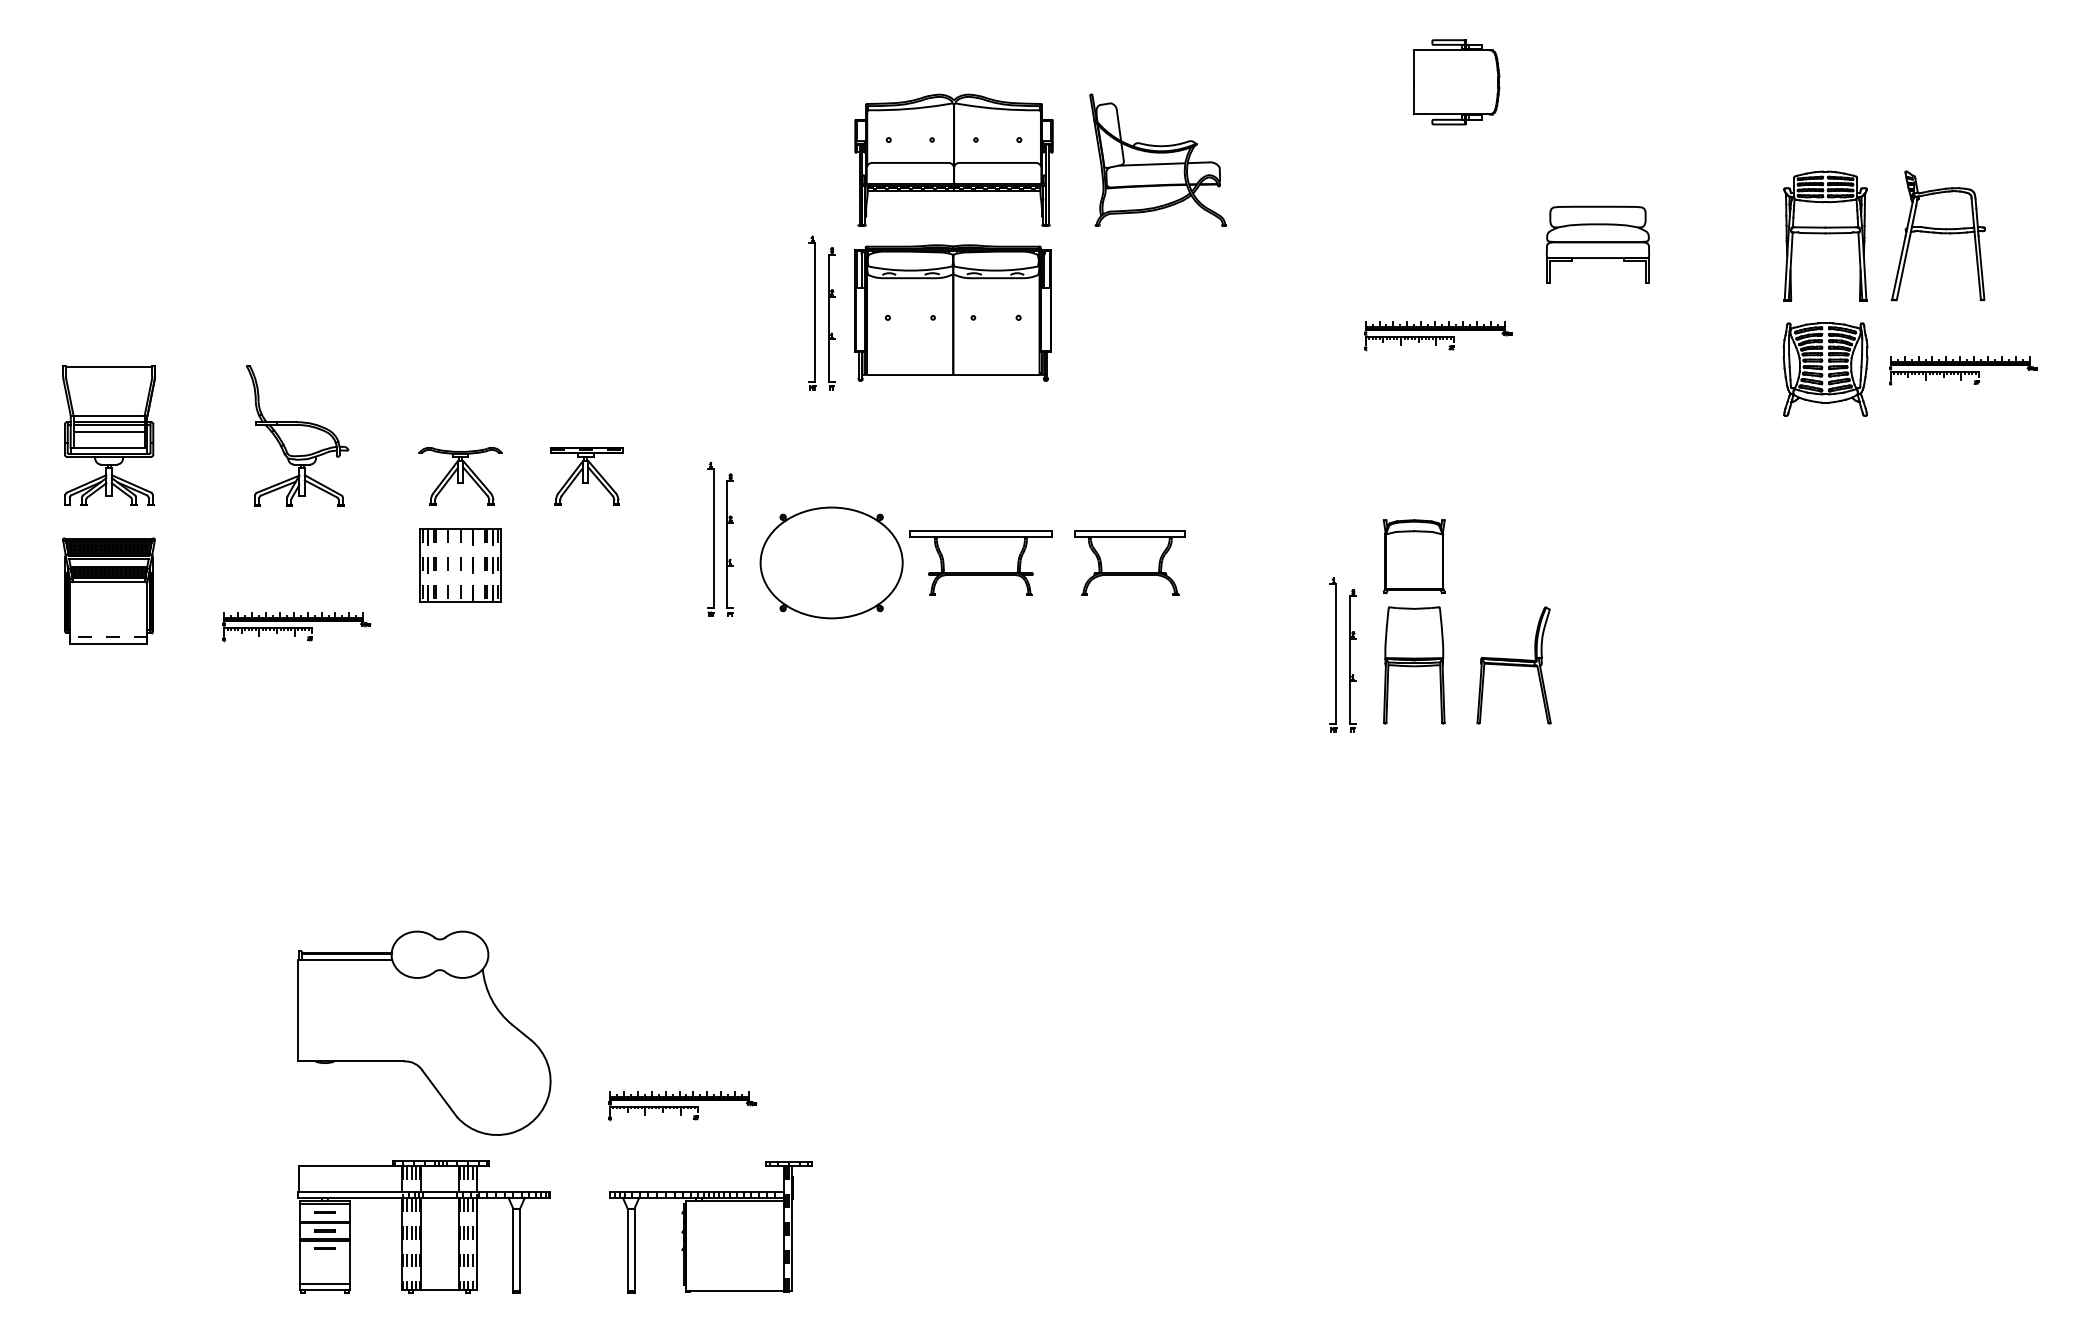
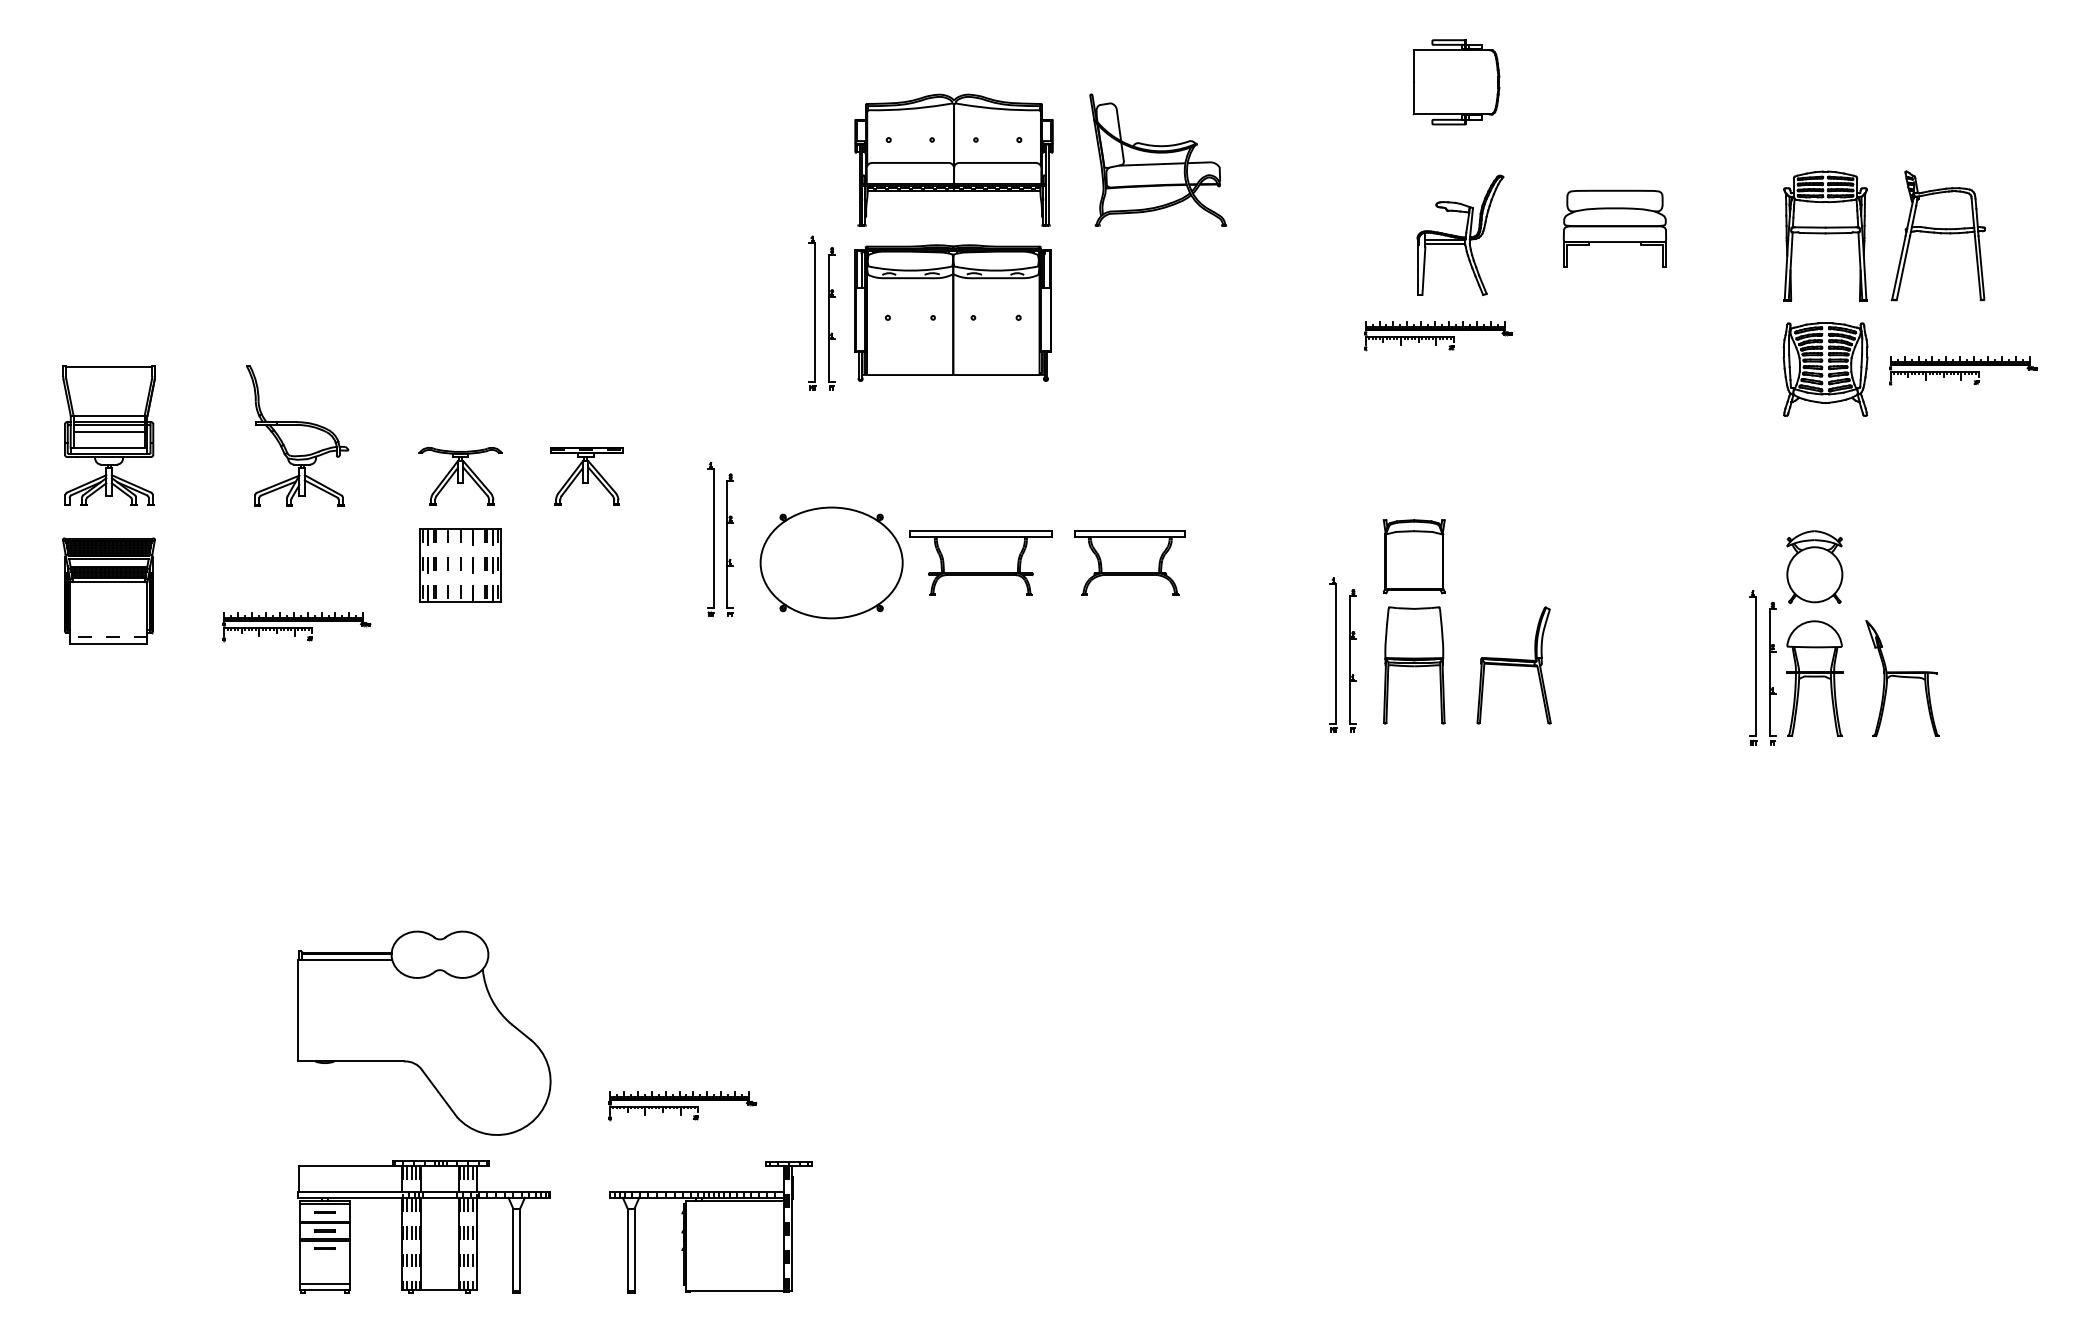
part: none -> present (1460, 234)
part position: (1597, 244) -> (1614, 228) (1614, 228)
part: none -> present (1844, 637)
